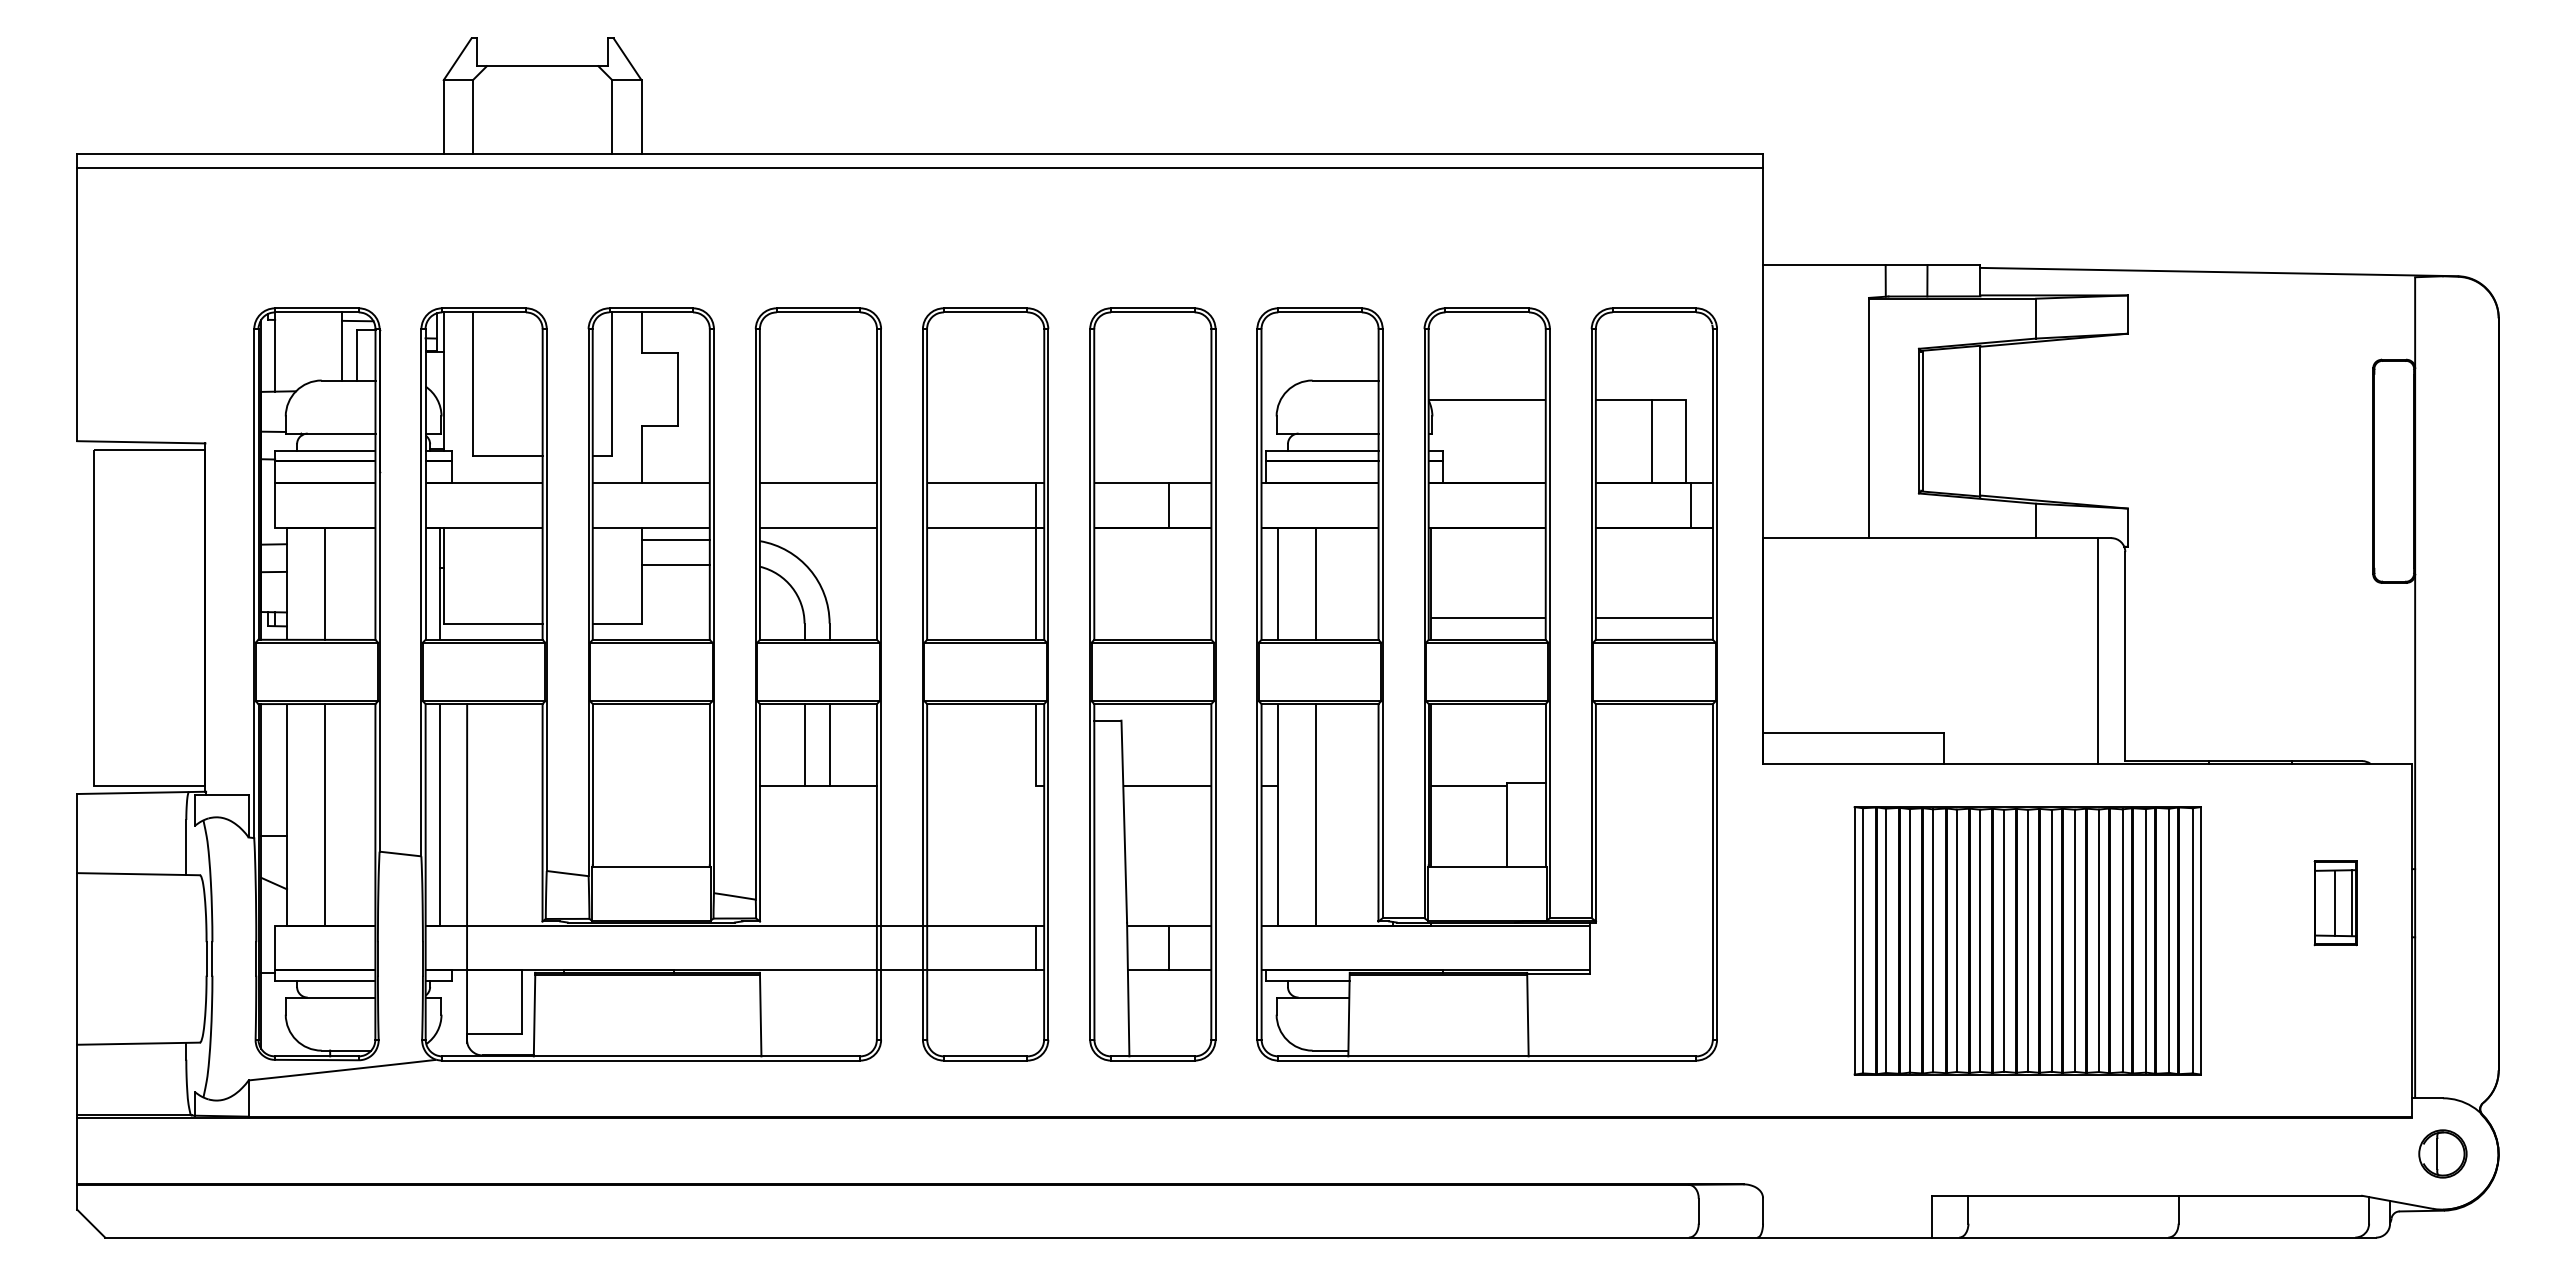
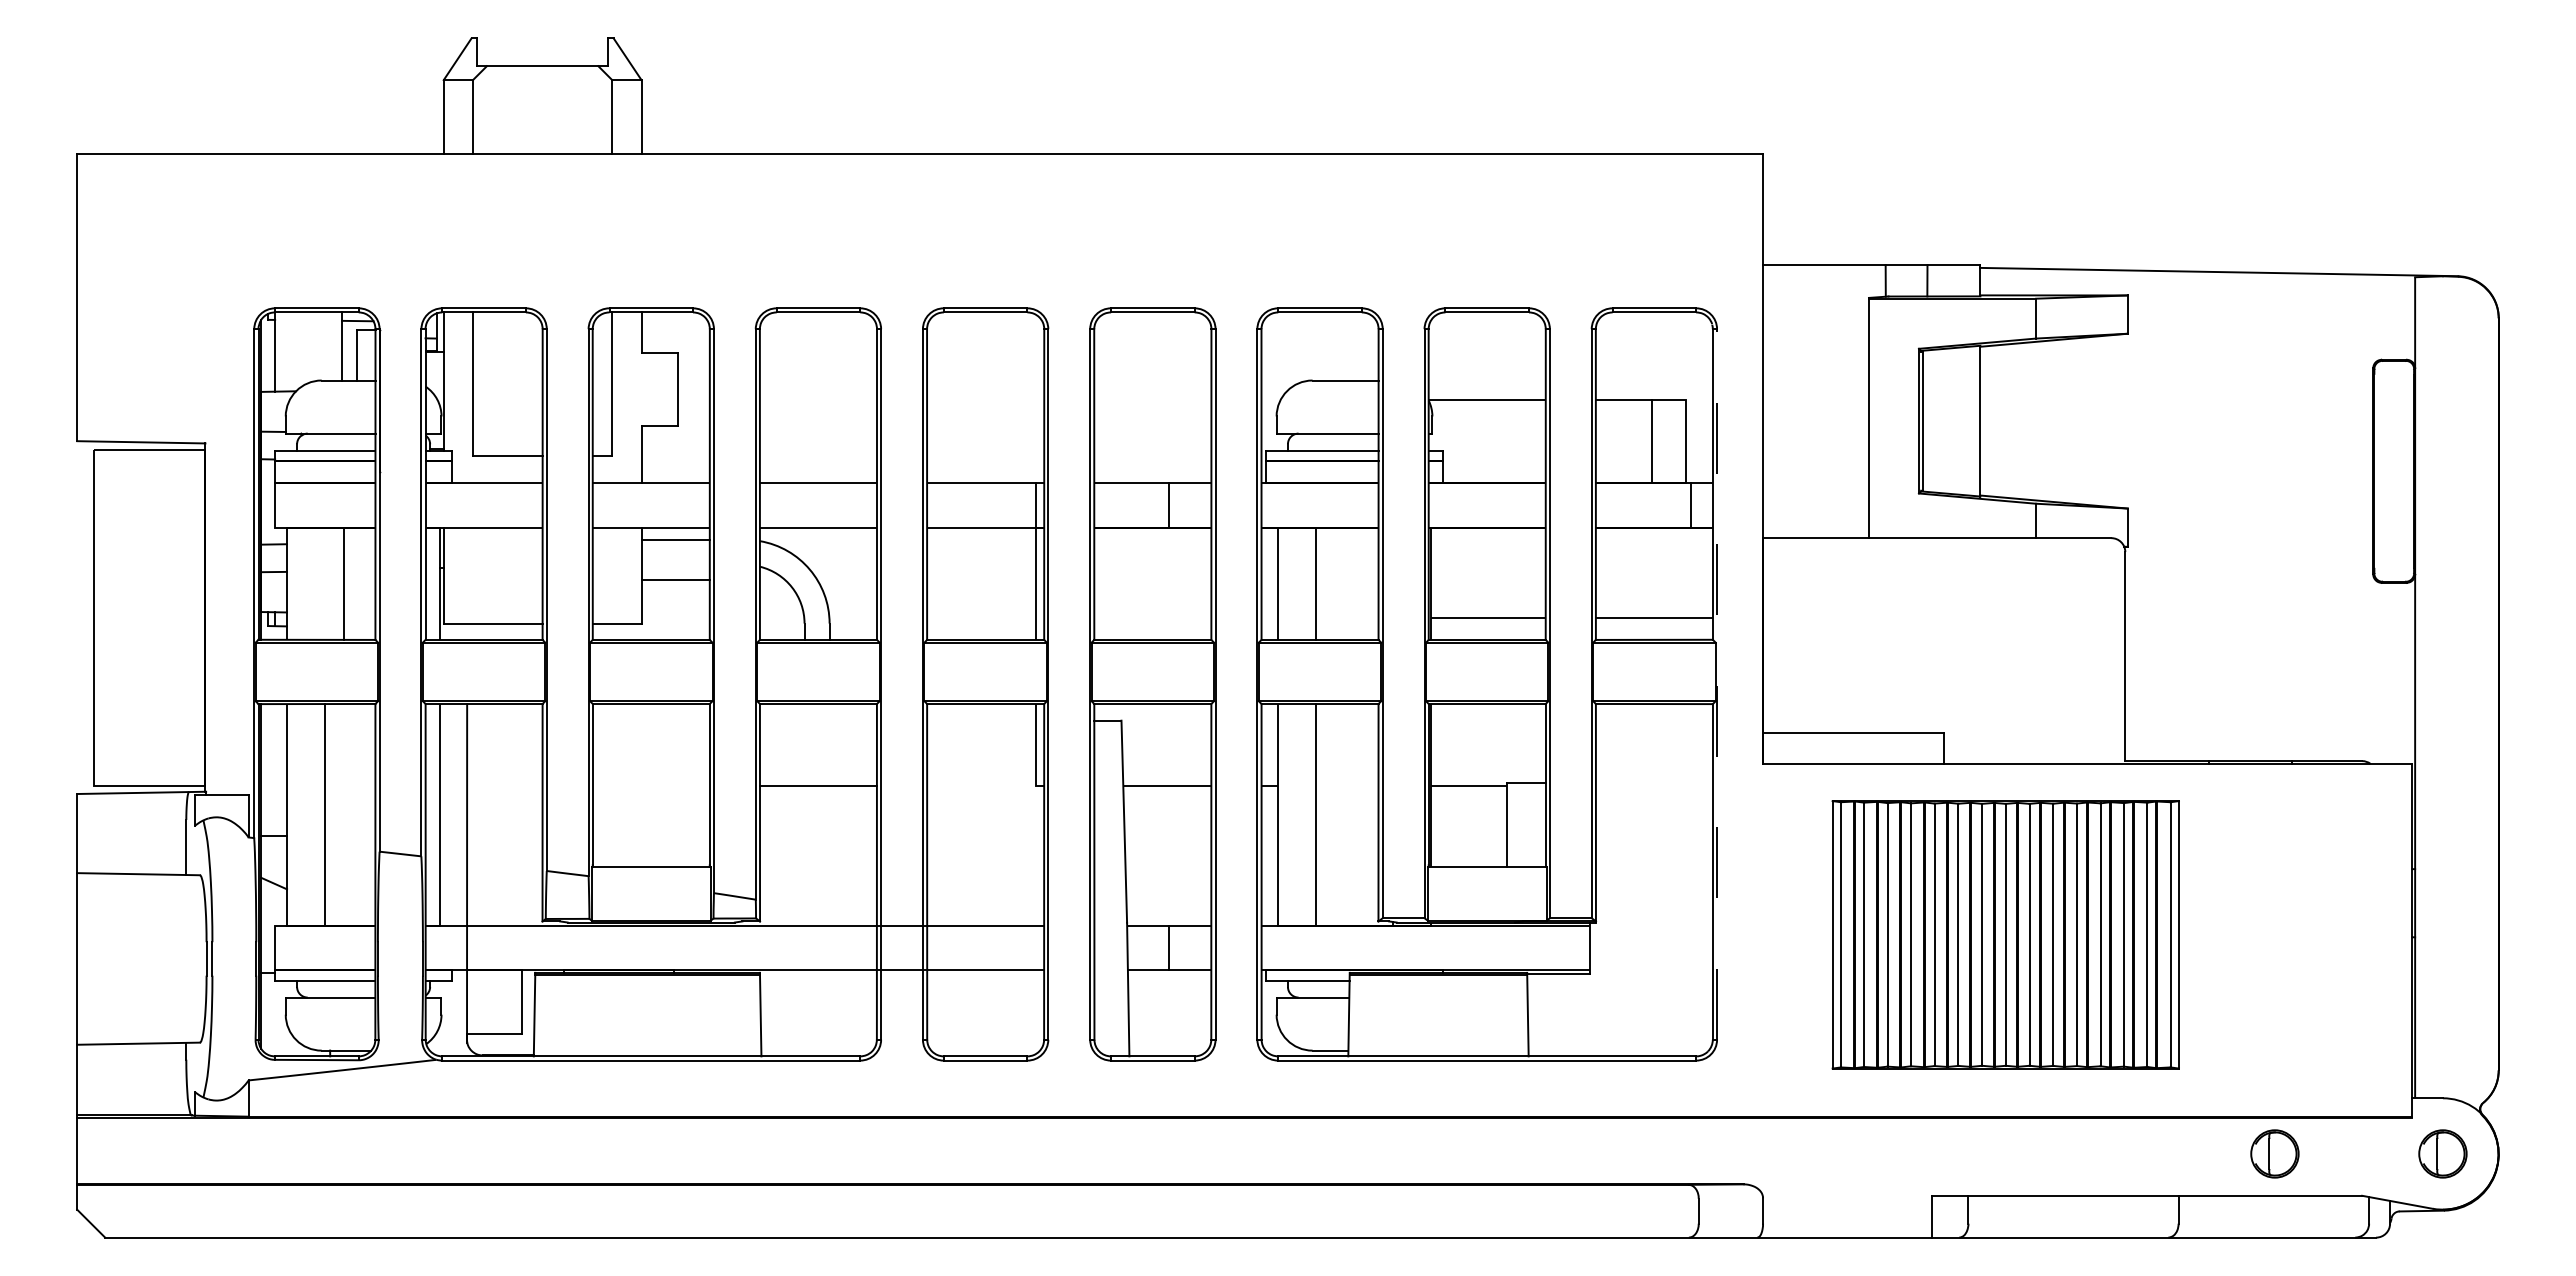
line: present -> none (920, 167)
line position: (675, 565) -> (675, 580) (675, 580)
line position: (325, 583) -> (344, 583) (344, 583)
line: present -> none (2097, 650)
line: solid -> dashed (1717, 683)
line: present -> none (804, 744)
line: present -> none (829, 744)
part: present -> none (2335, 903)
part position: (2027, 940) -> (2005, 934) (2005, 934)
line: present -> none (1036, 947)
part: none -> present (2274, 1153)
